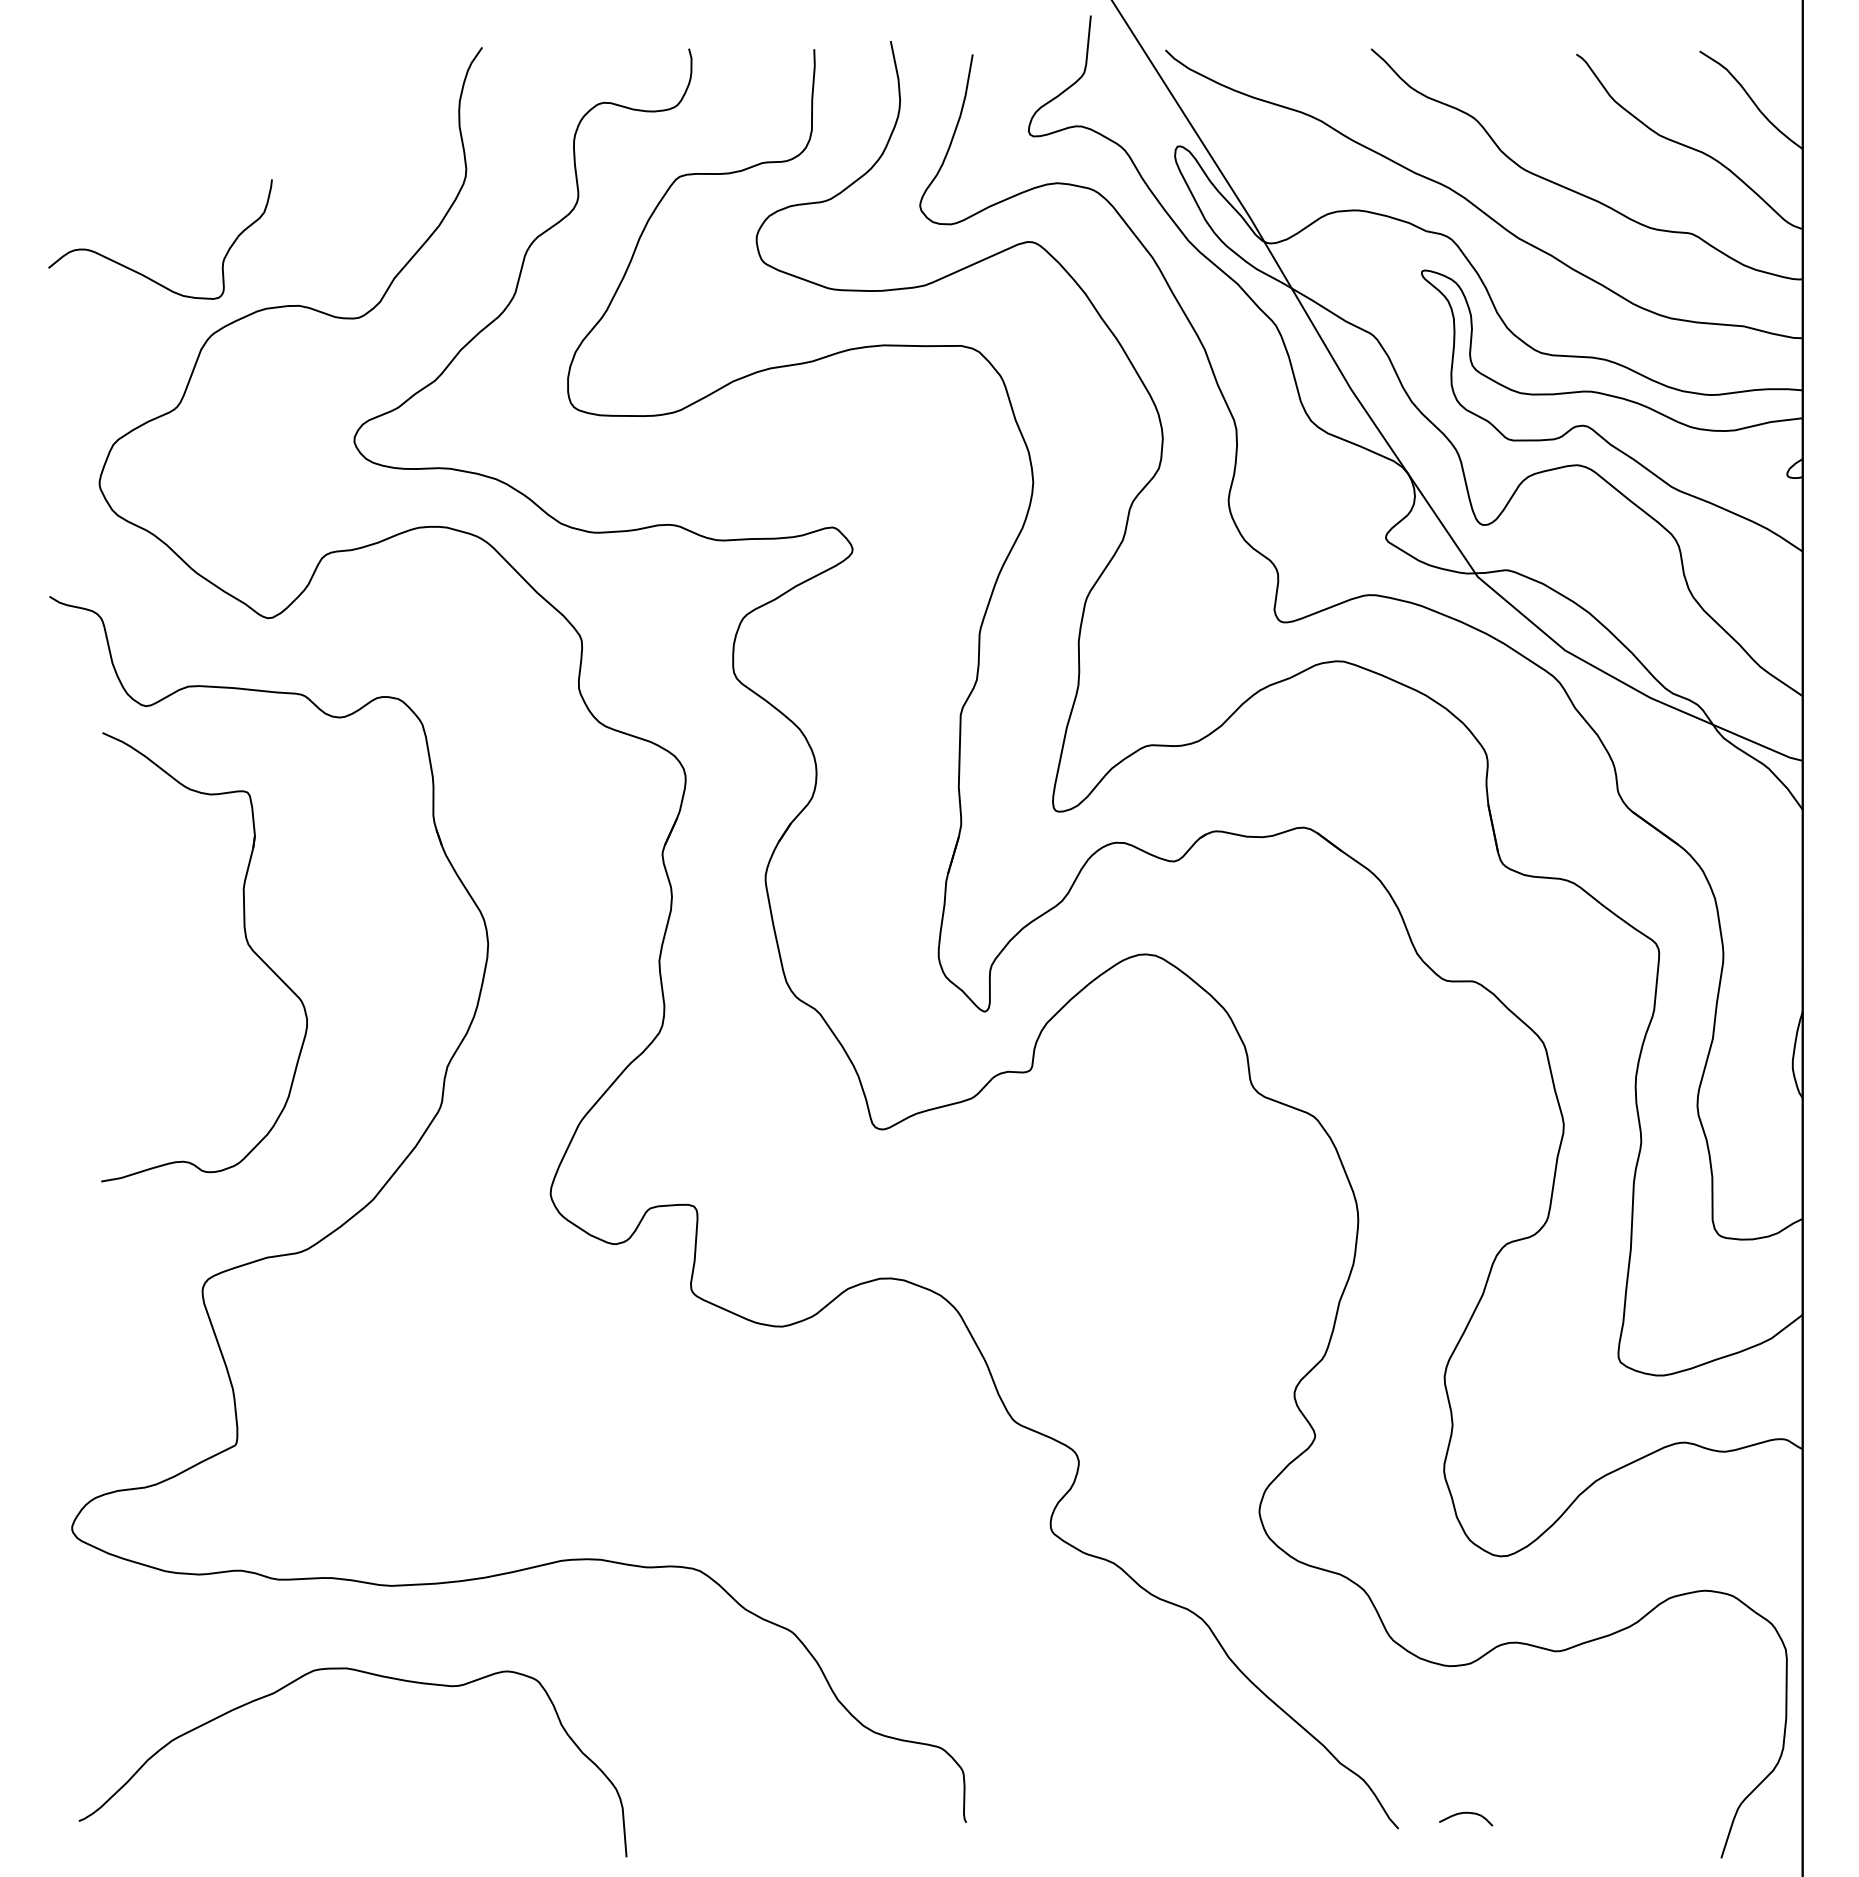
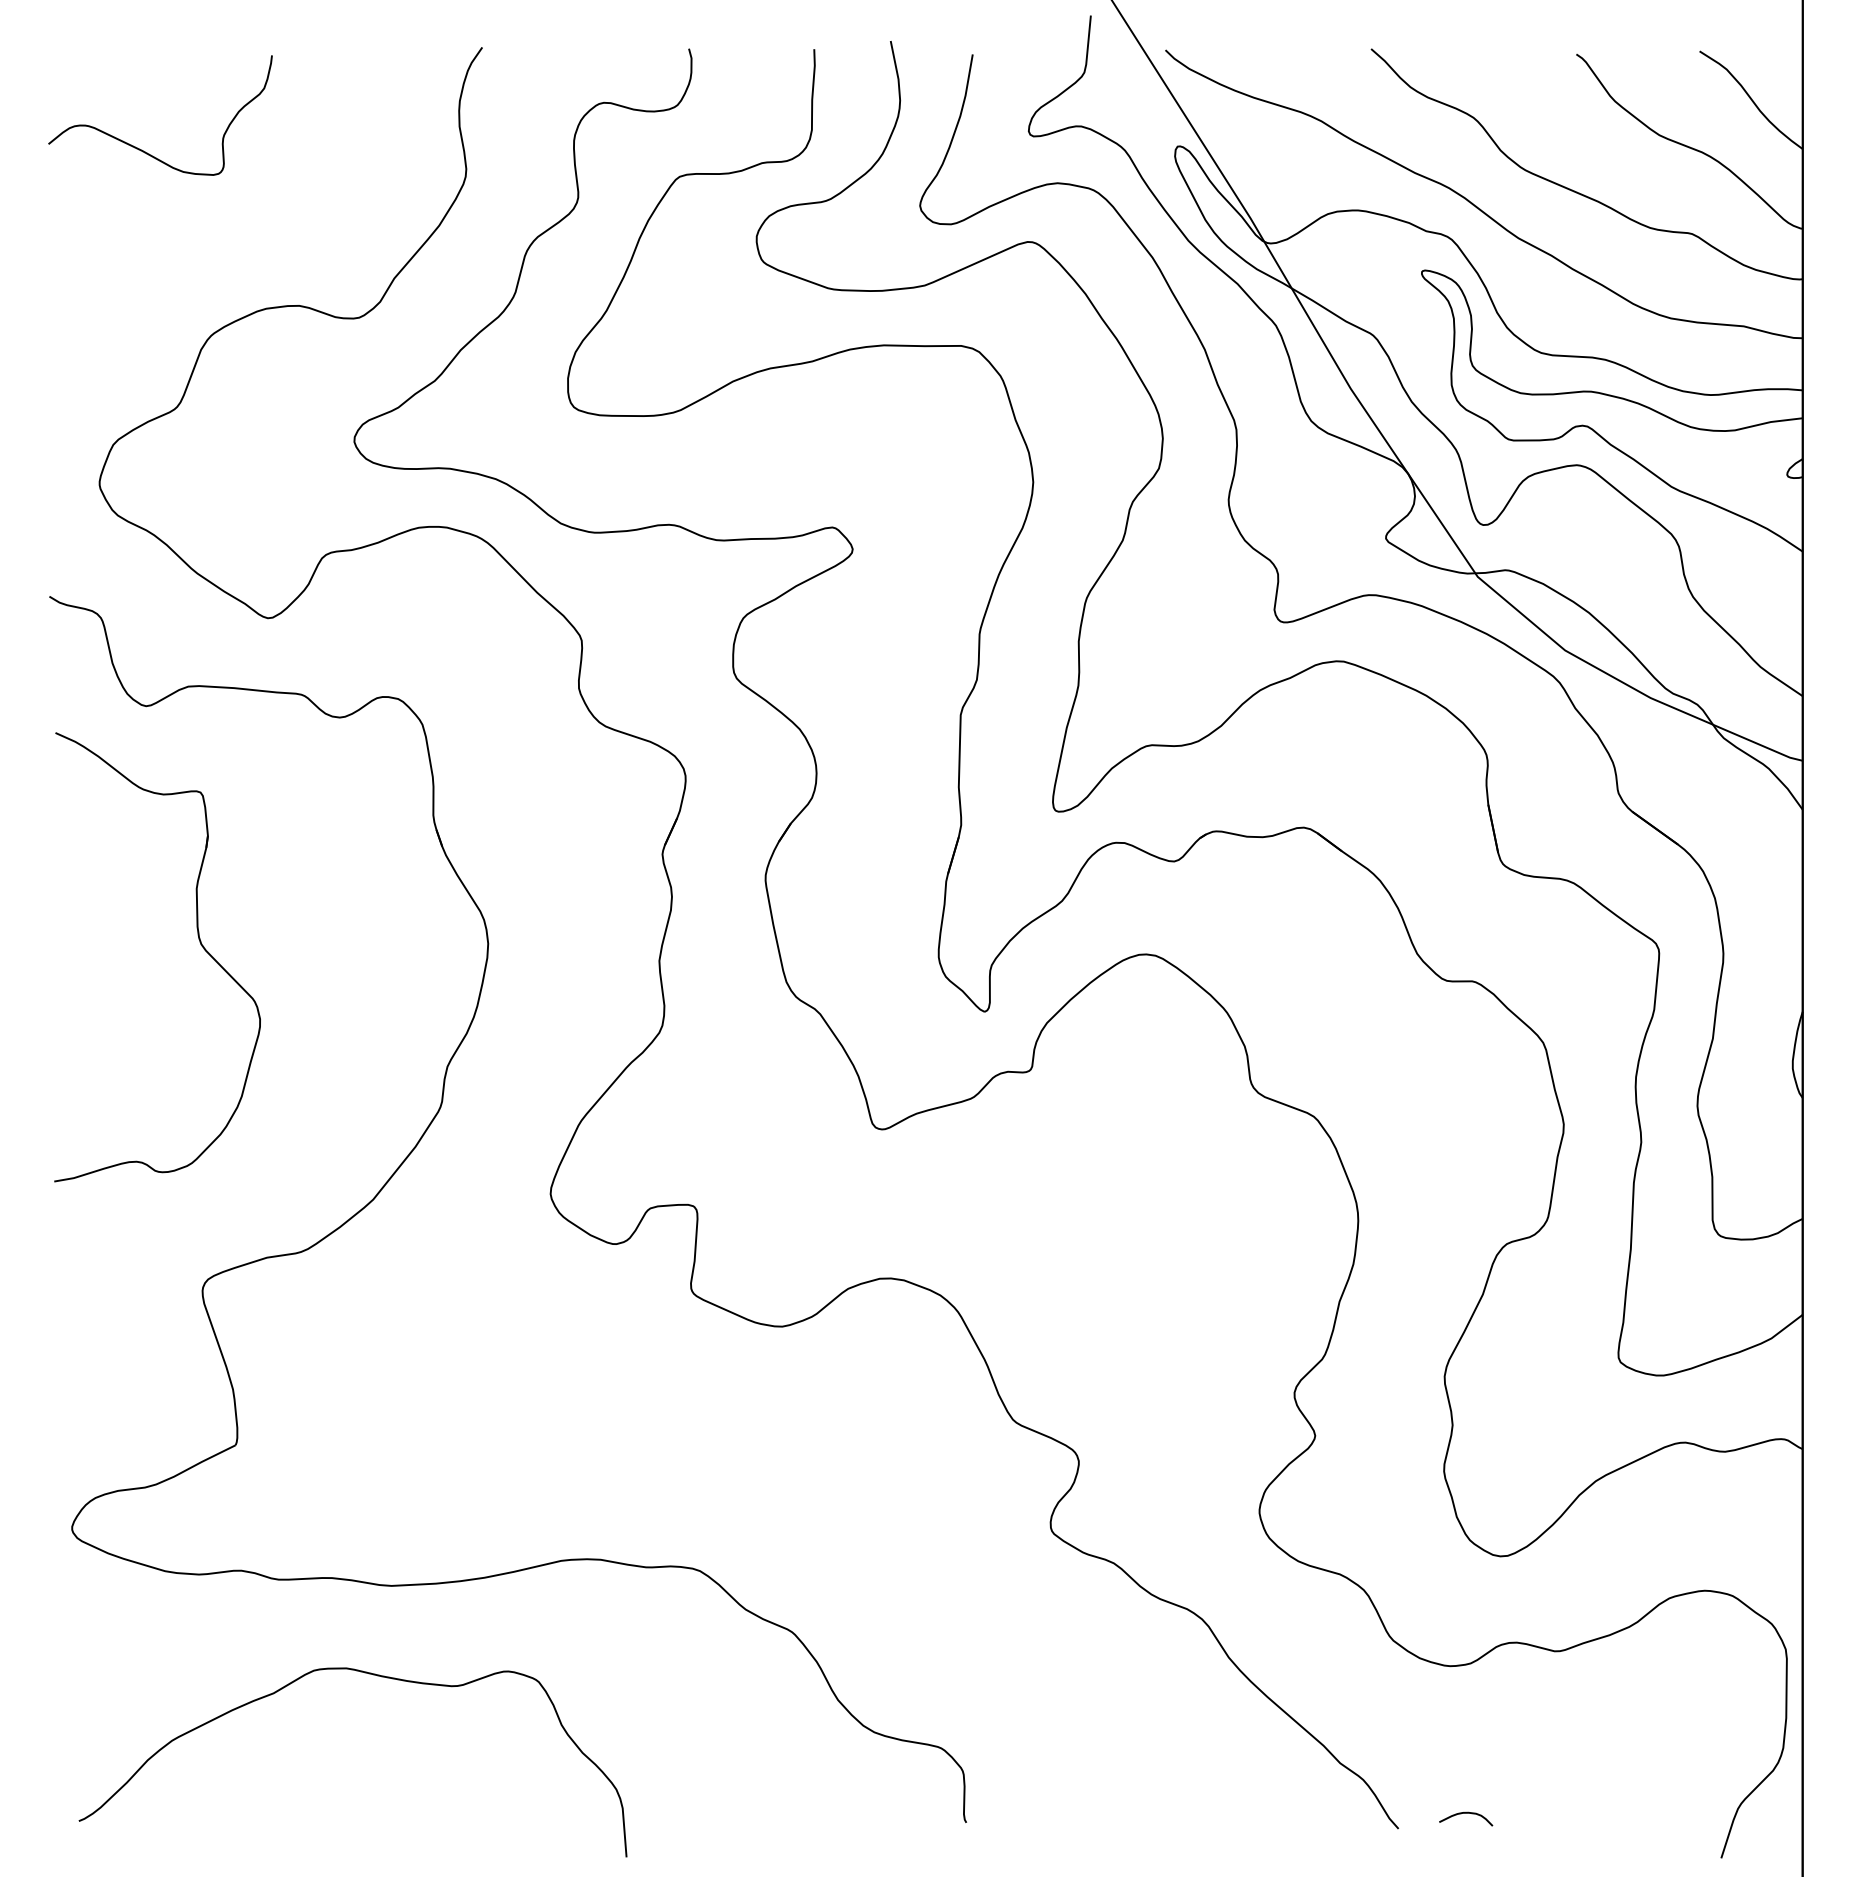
curve position: (143, 274) -> (143, 150) (143, 150)
part position: (246, 942) -> (199, 942) (199, 942)
